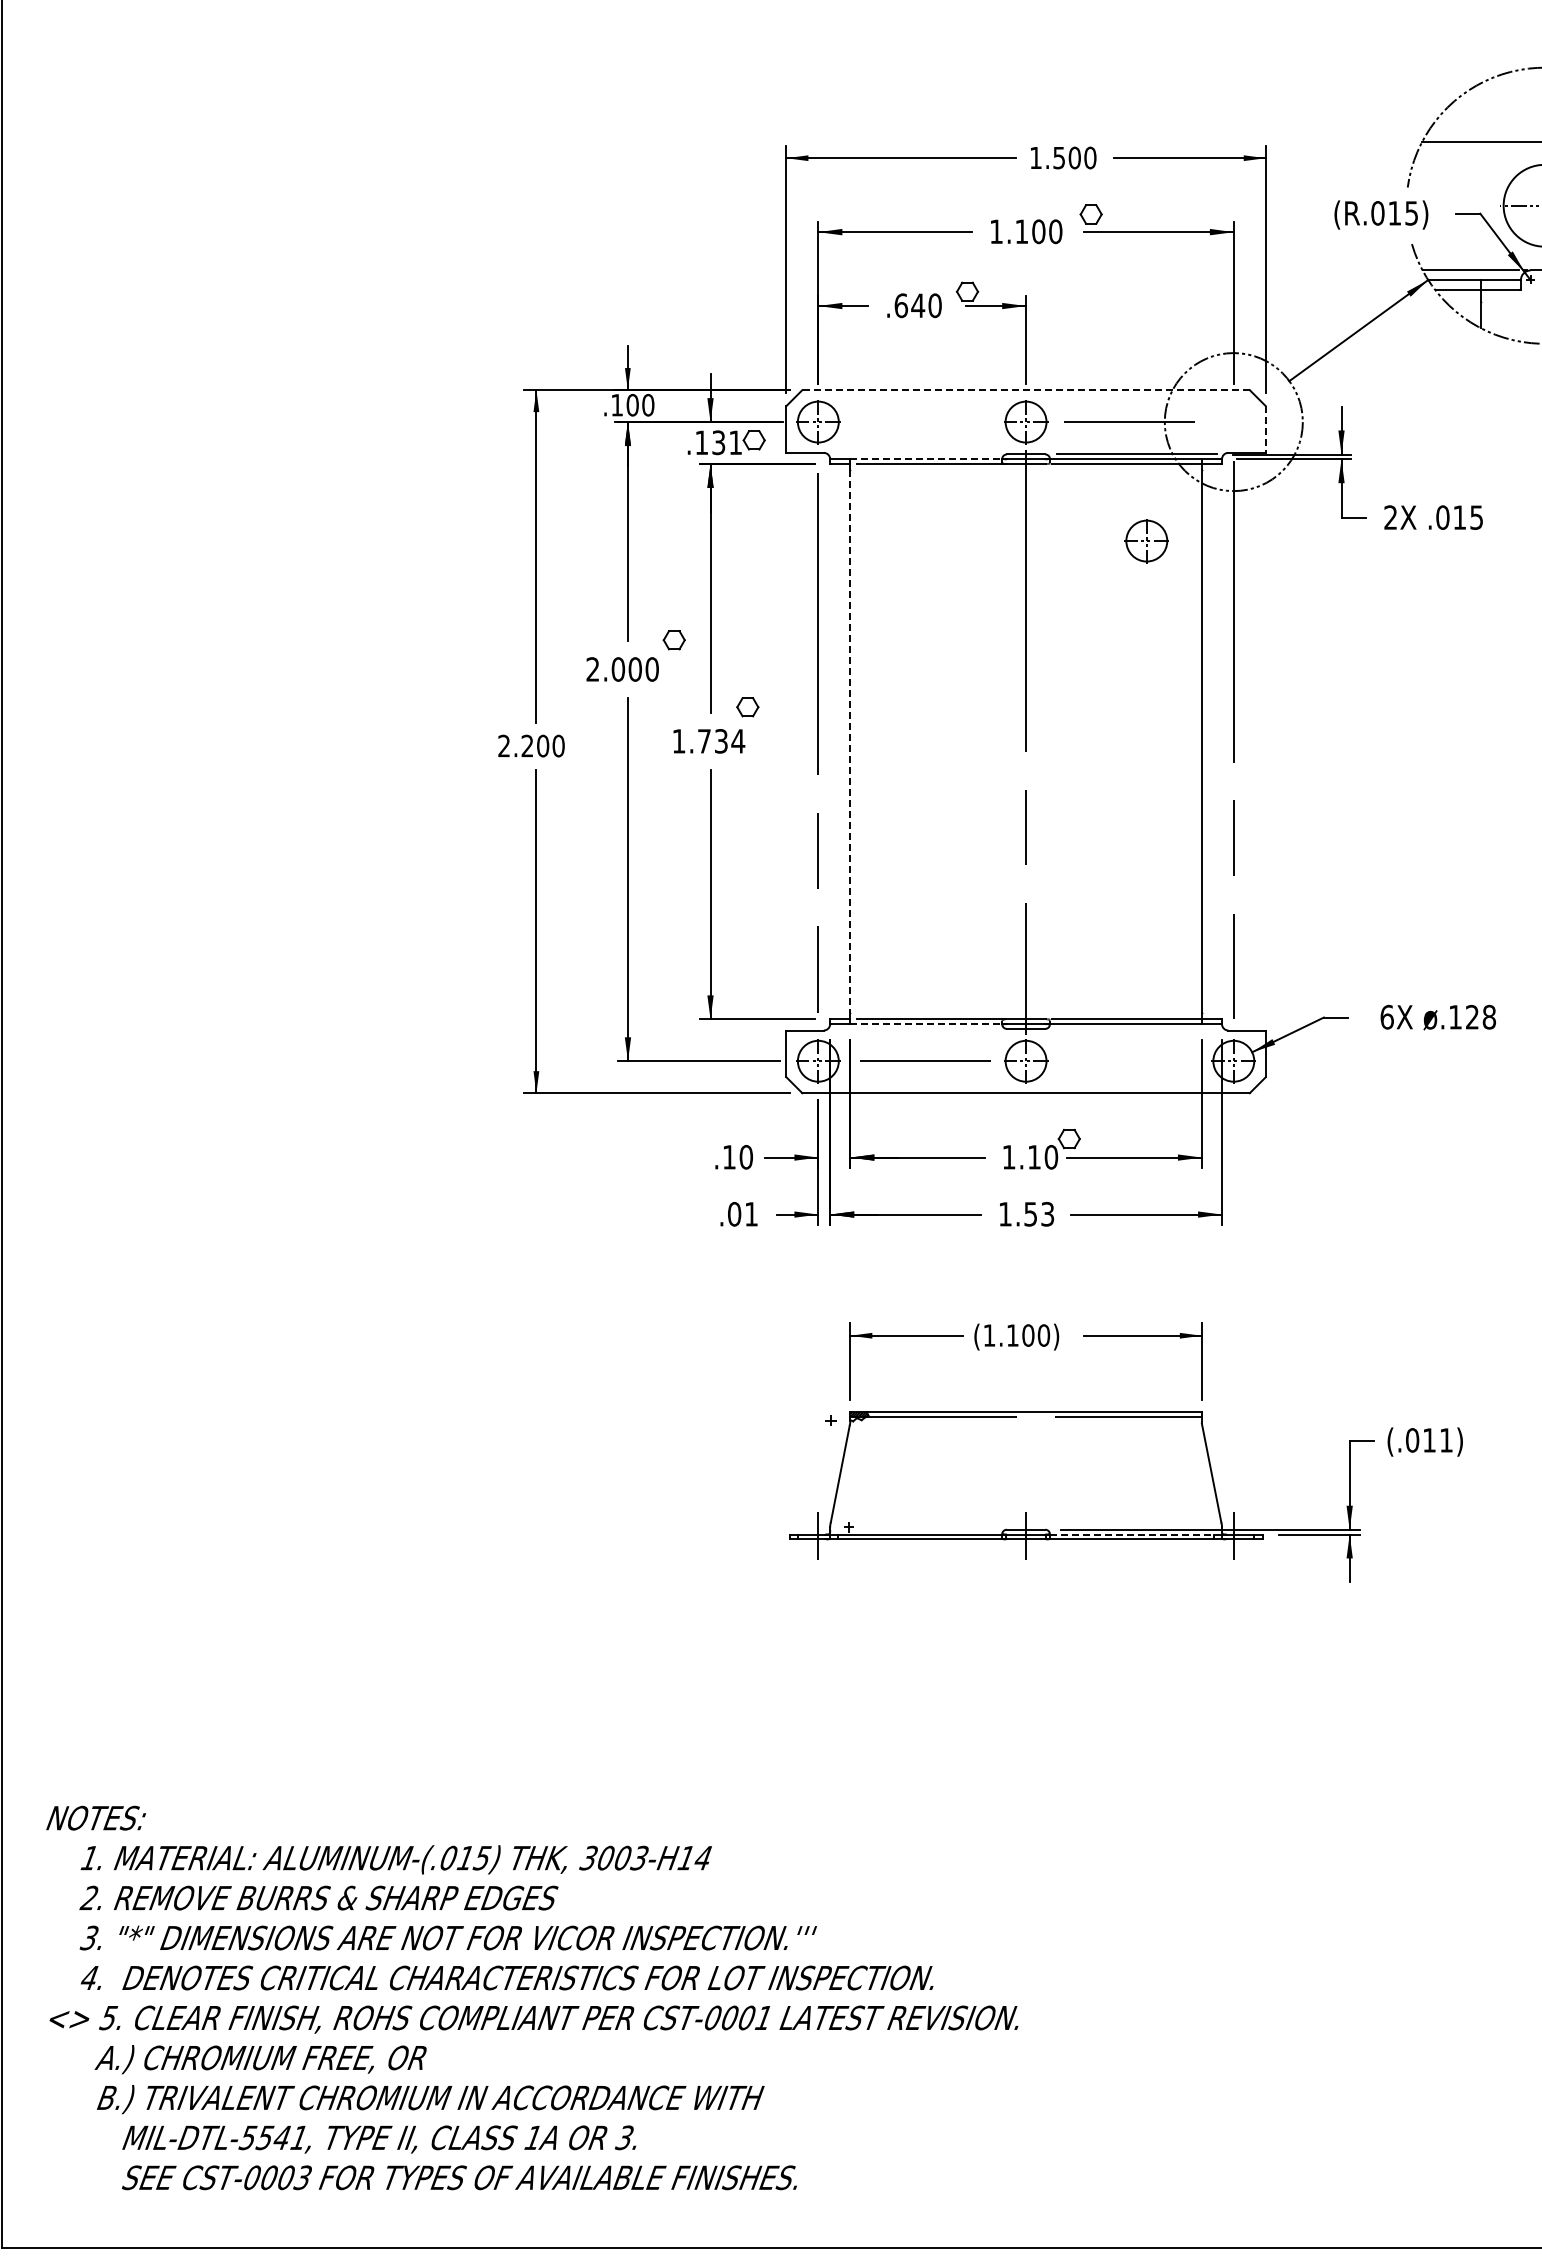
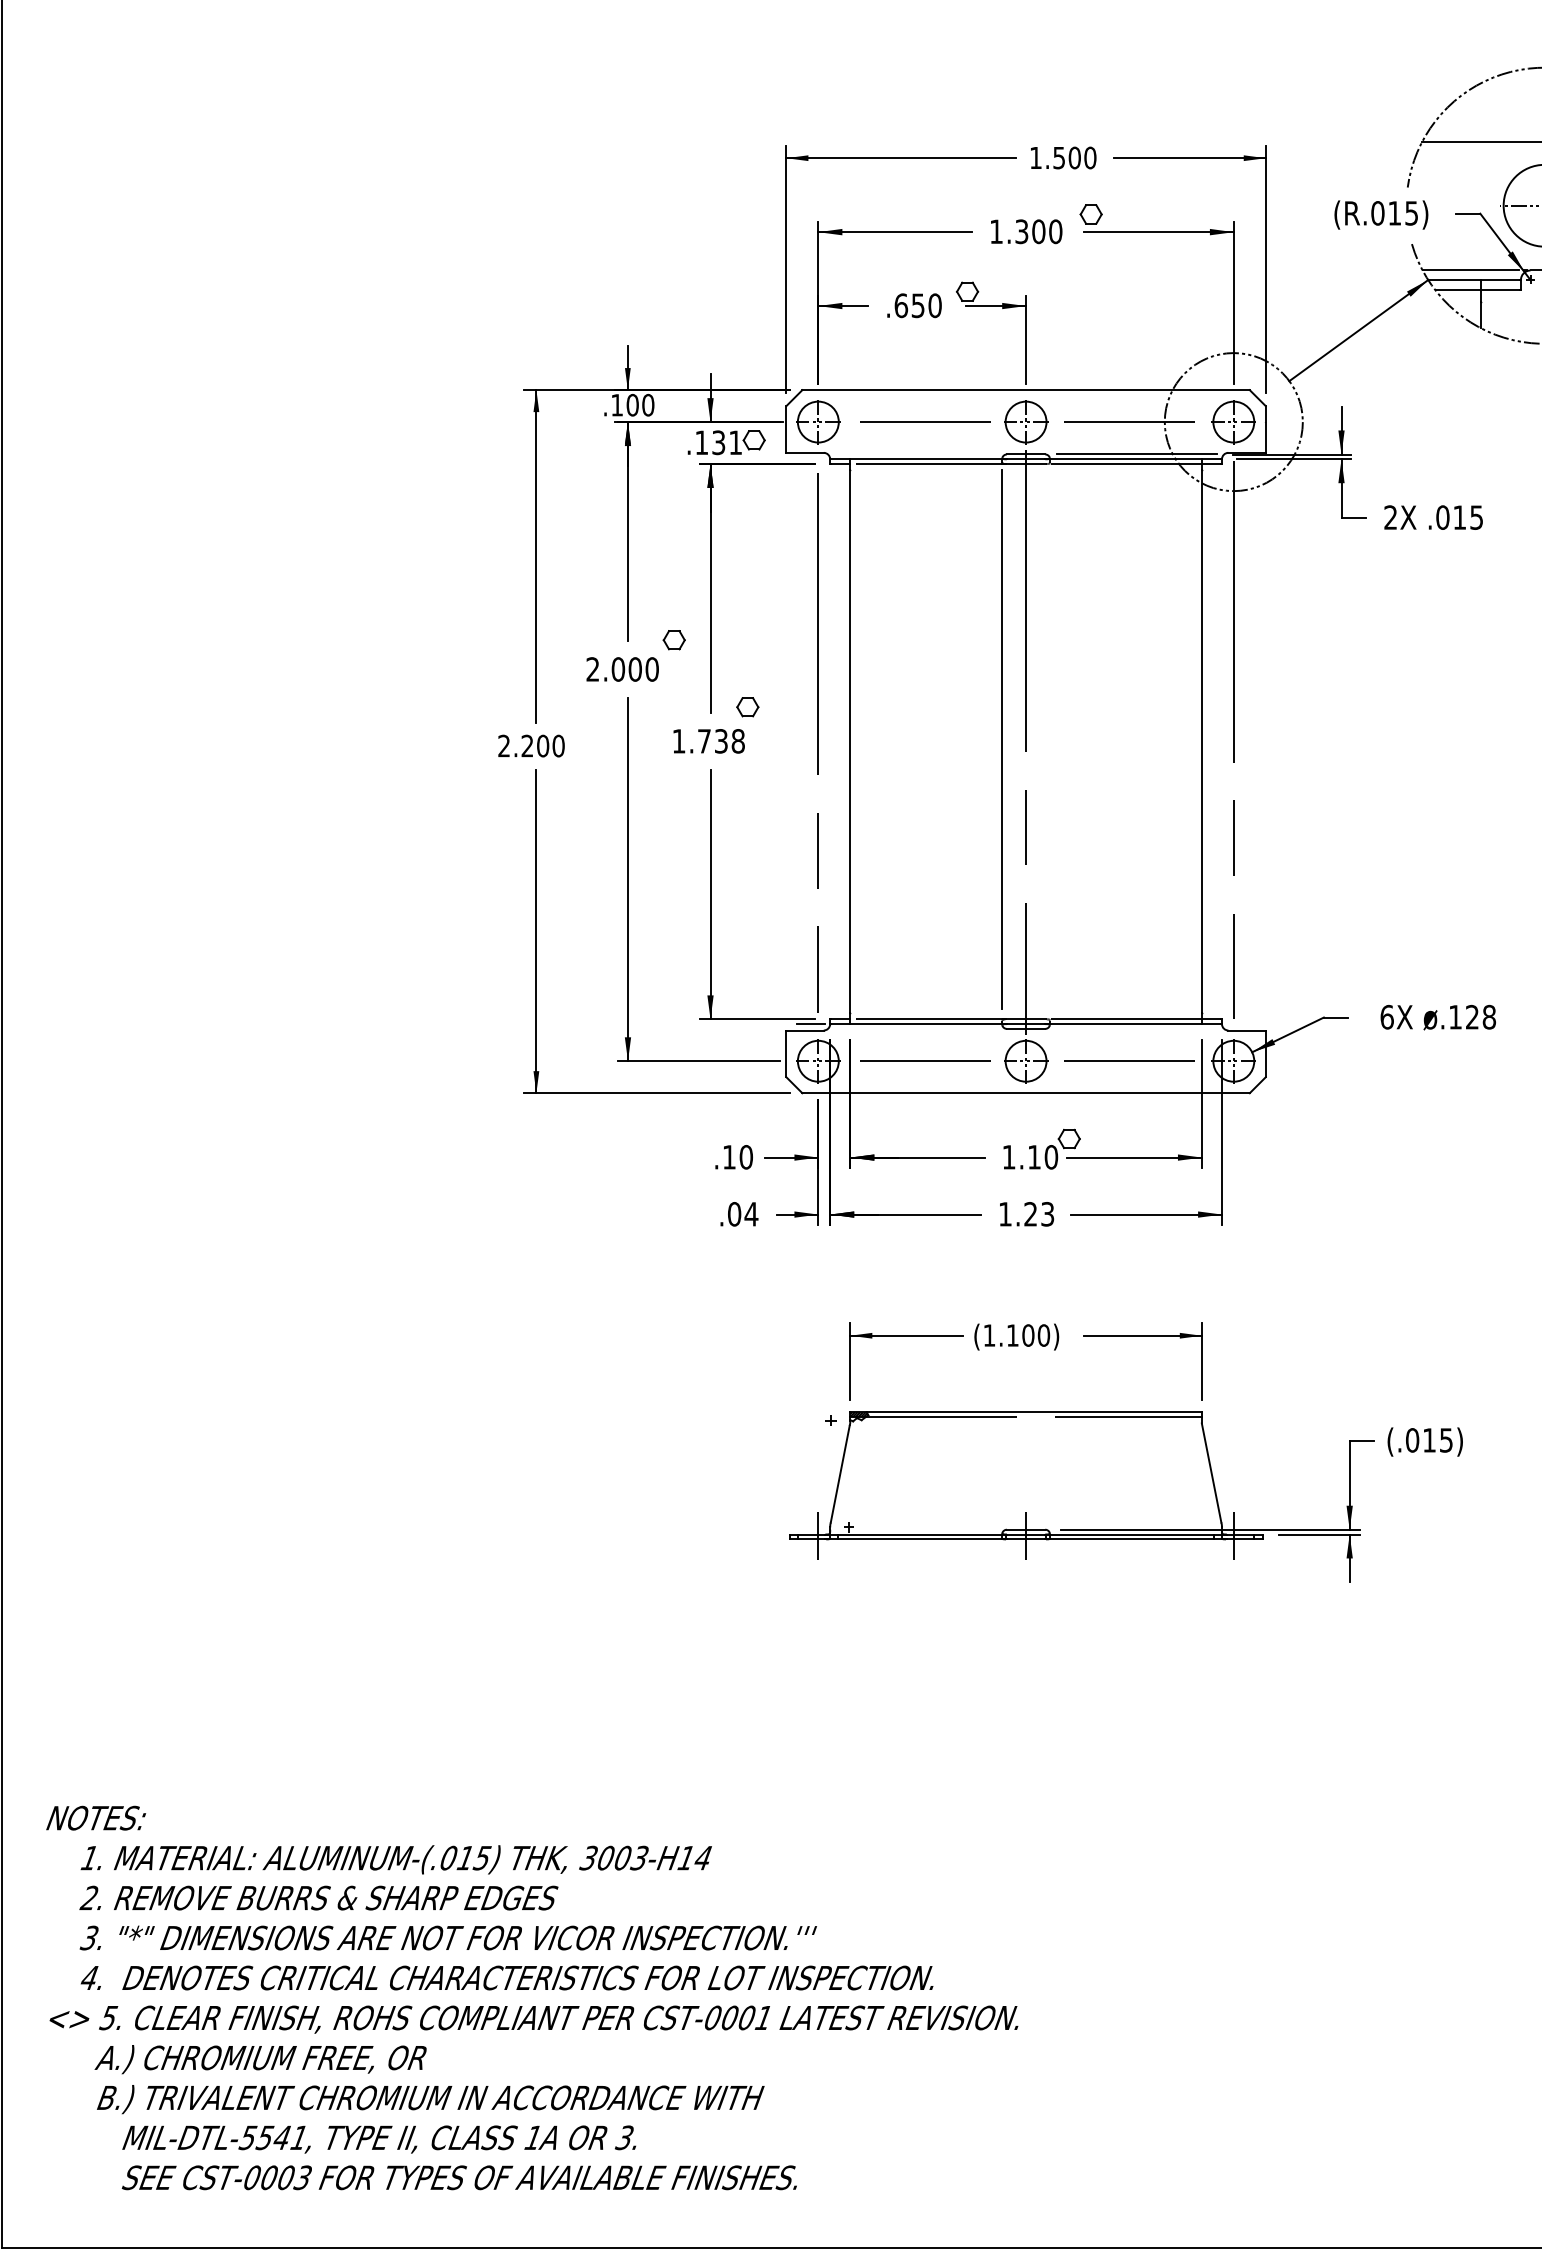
text: 1.100 -> 1.300 (1021, 231)
text: .640 -> .650 (918, 305)
line: dashed -> solid (1026, 390)
line: none -> present (924, 422)
line: dashed -> solid (1265, 429)
line: dashed -> solid (926, 459)
part position: (1146, 541) -> (1233, 422) (1233, 422)
line: none -> present (1002, 739)
text: 1.734 -> 1.738 (738, 741)
line: dashed -> solid (850, 742)
line: none -> present (811, 1024)
line: dashed -> solid (926, 1024)
line: none -> present (1129, 1061)
text: .01 -> .04 (751, 1214)
text: 1.53 -> 1.23 (1030, 1214)
text: .011 -> .015 (1446, 1440)
line: dashed -> solid (1131, 1534)
